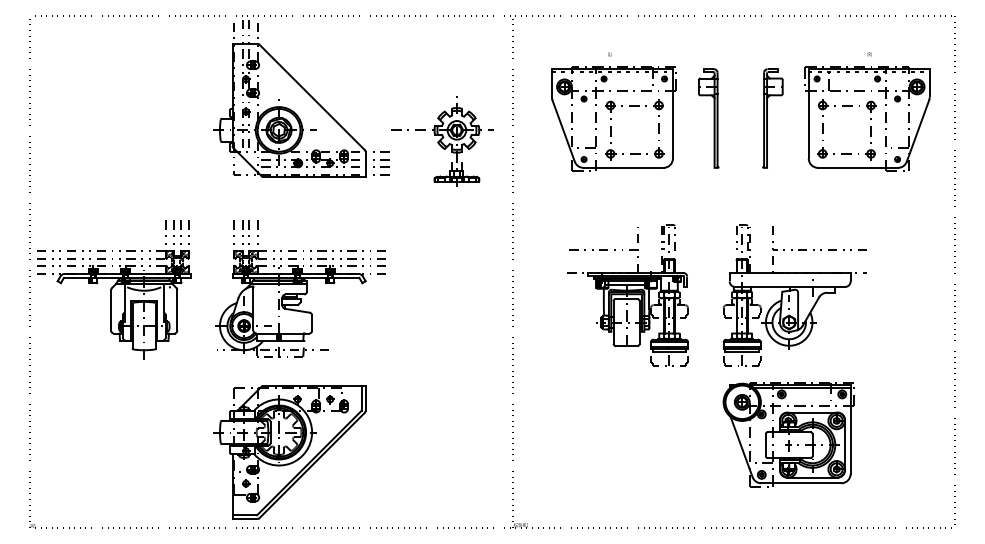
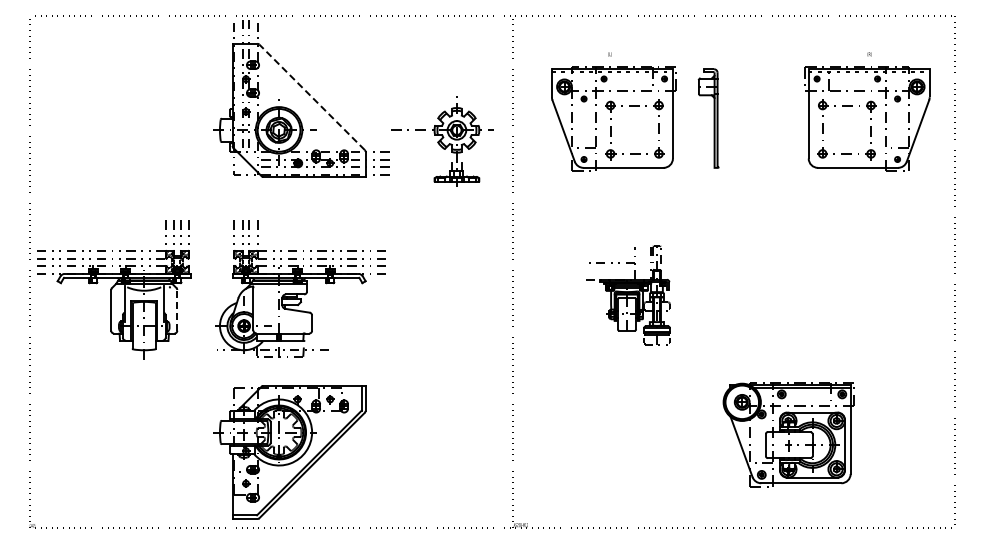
line: solid -> dashed (312, 97)
part: present -> none (772, 118)
part size: 122x143 px -> 85x101 px (628, 295)
part: present -> none (794, 295)
line: solid -> dashed (177, 309)
